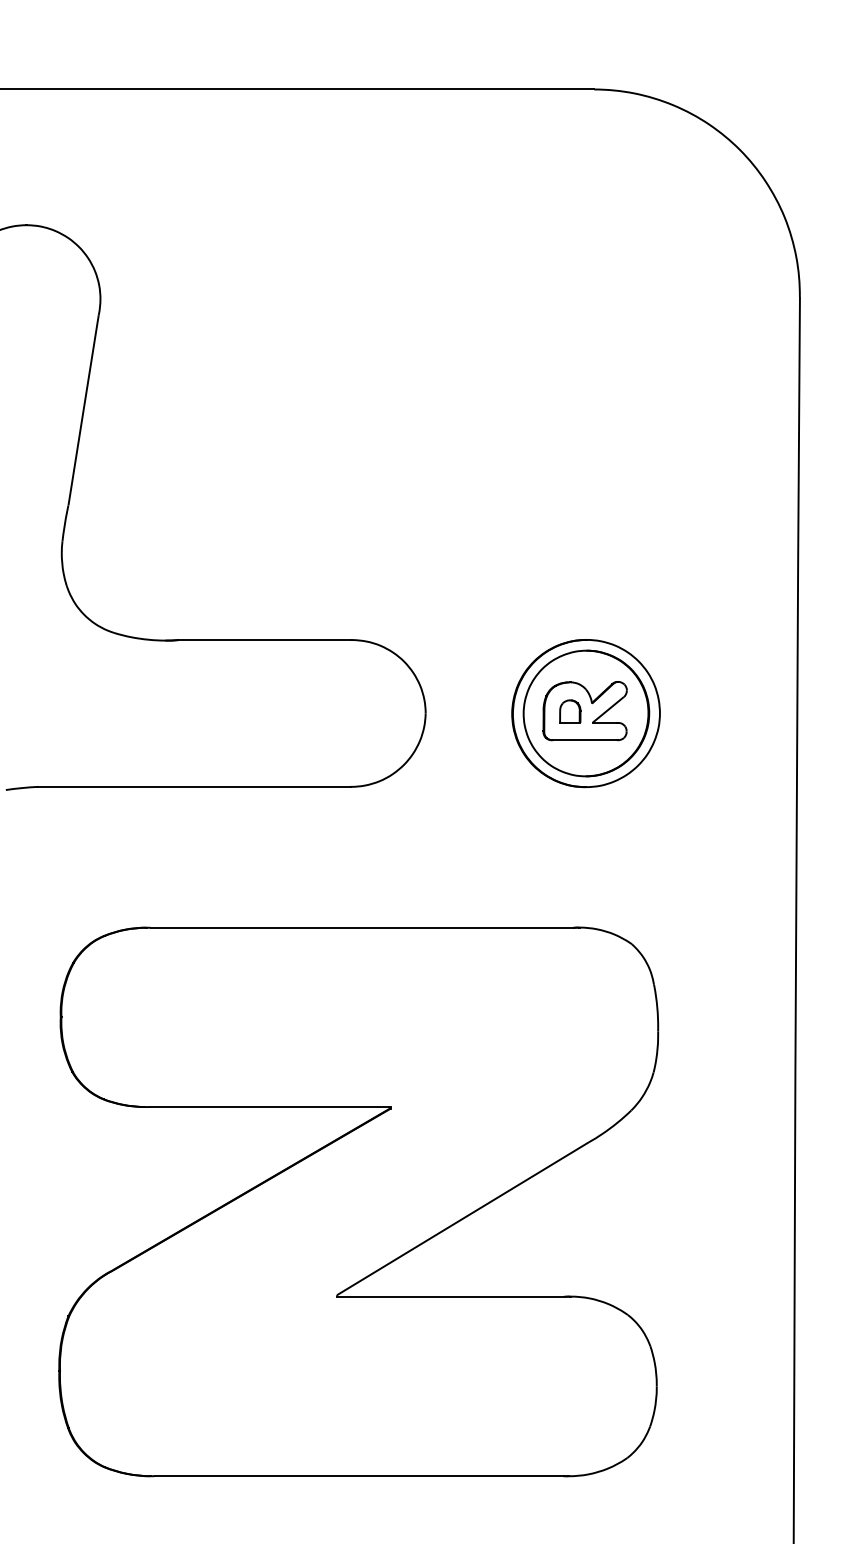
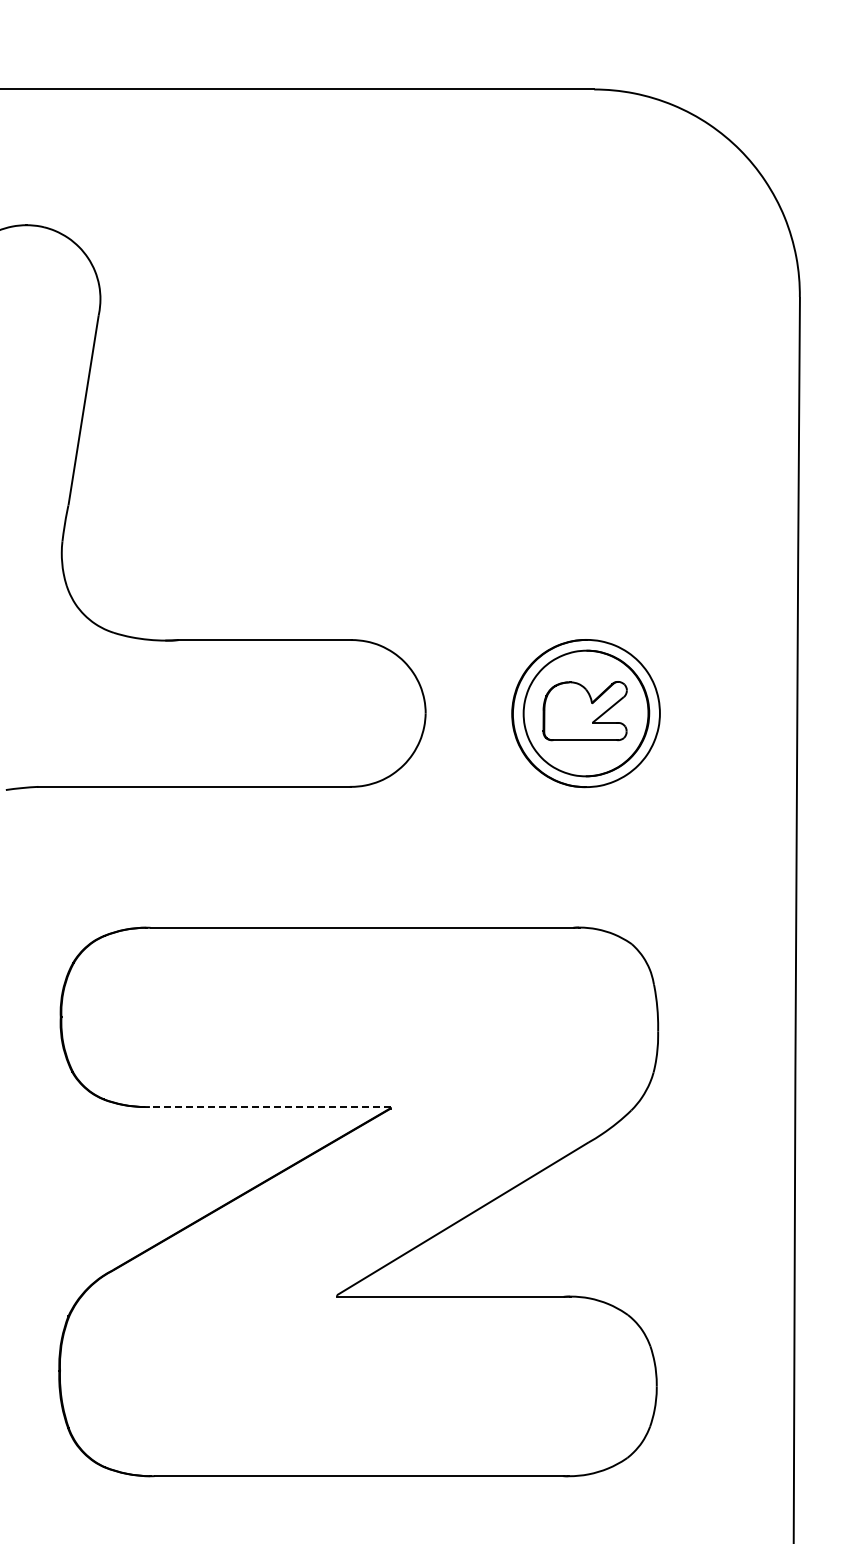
part: present -> none (570, 711)
line: solid -> dashed (269, 1107)
